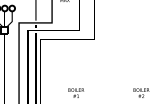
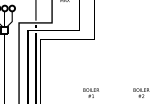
text position: (75, 92) -> (90, 92) (90, 92)
